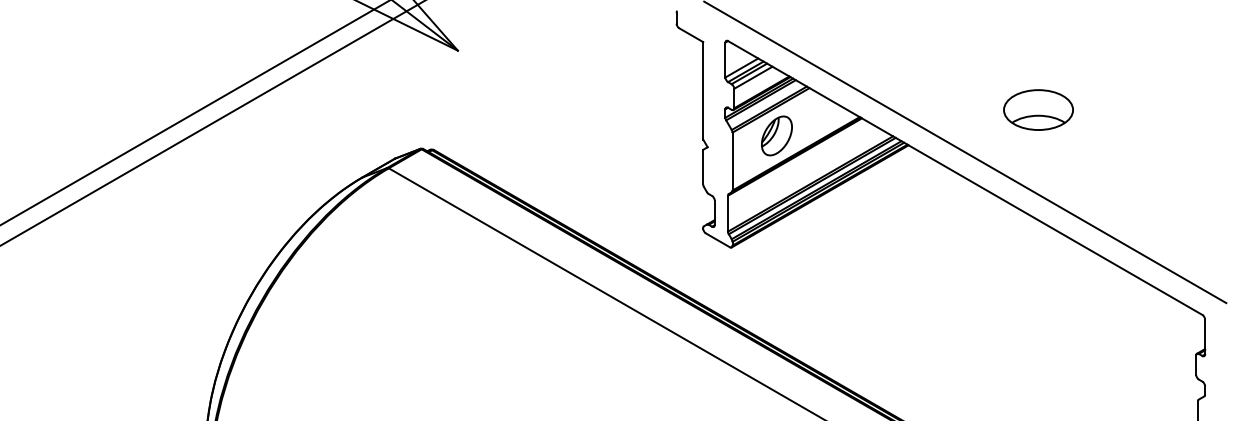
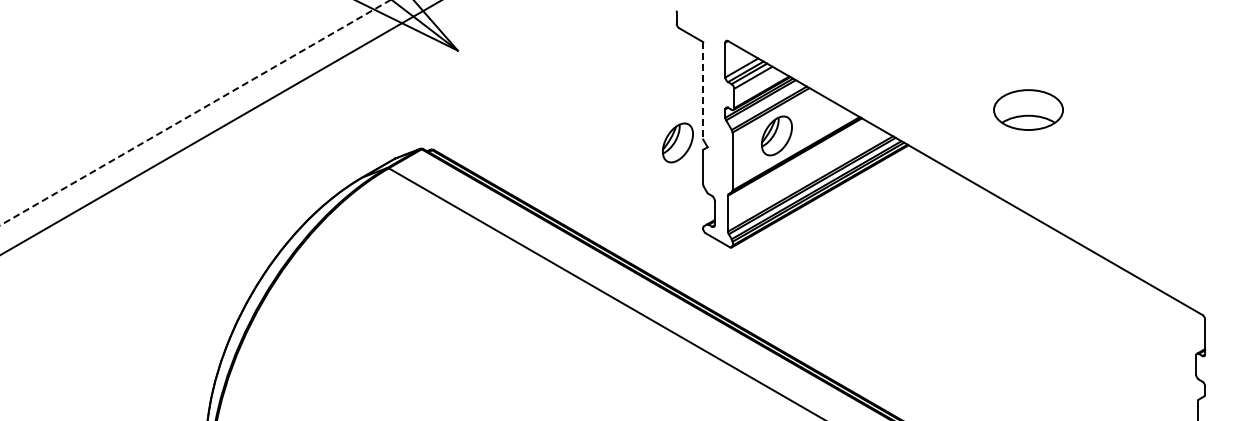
line: solid -> dashed (703, 90)
part position: (1038, 109) -> (1028, 109) (1028, 109)
line: solid -> dashed (195, 112)
line position: (212, 123) -> (220, 127) (220, 127)
part: none -> present (677, 142)
line: present -> none (965, 152)
